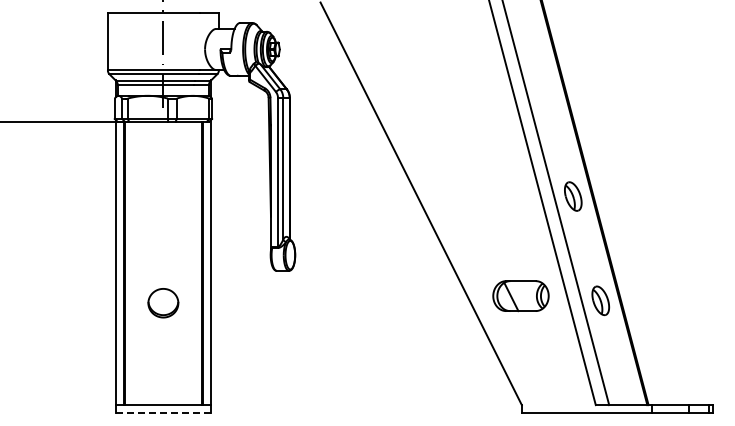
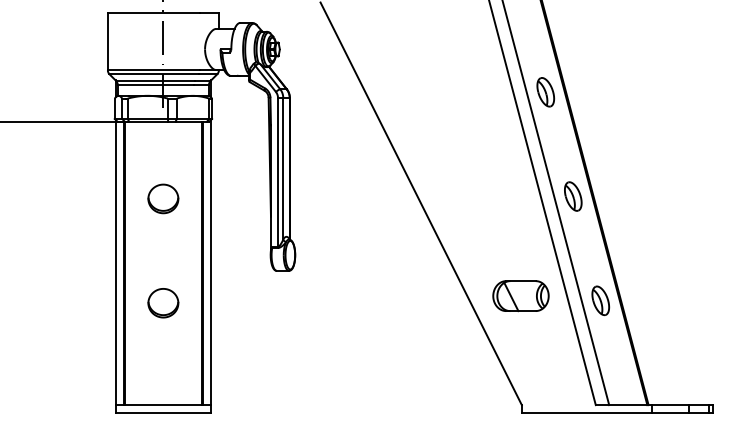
part: none -> present (545, 92)
part: none -> present (163, 198)
line: dashed -> solid (163, 413)
